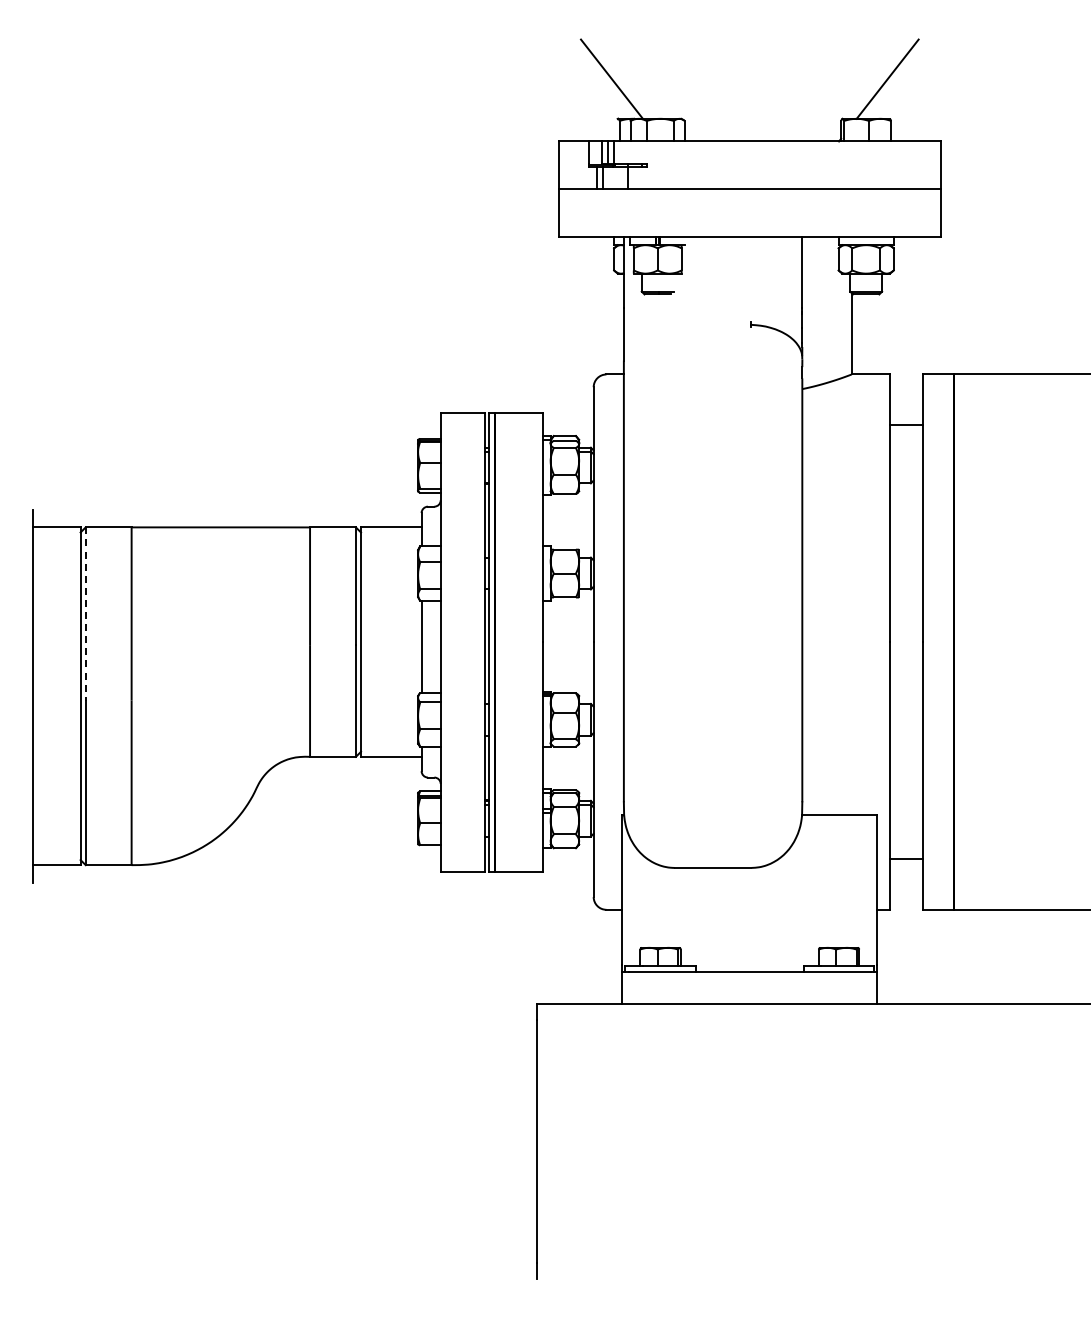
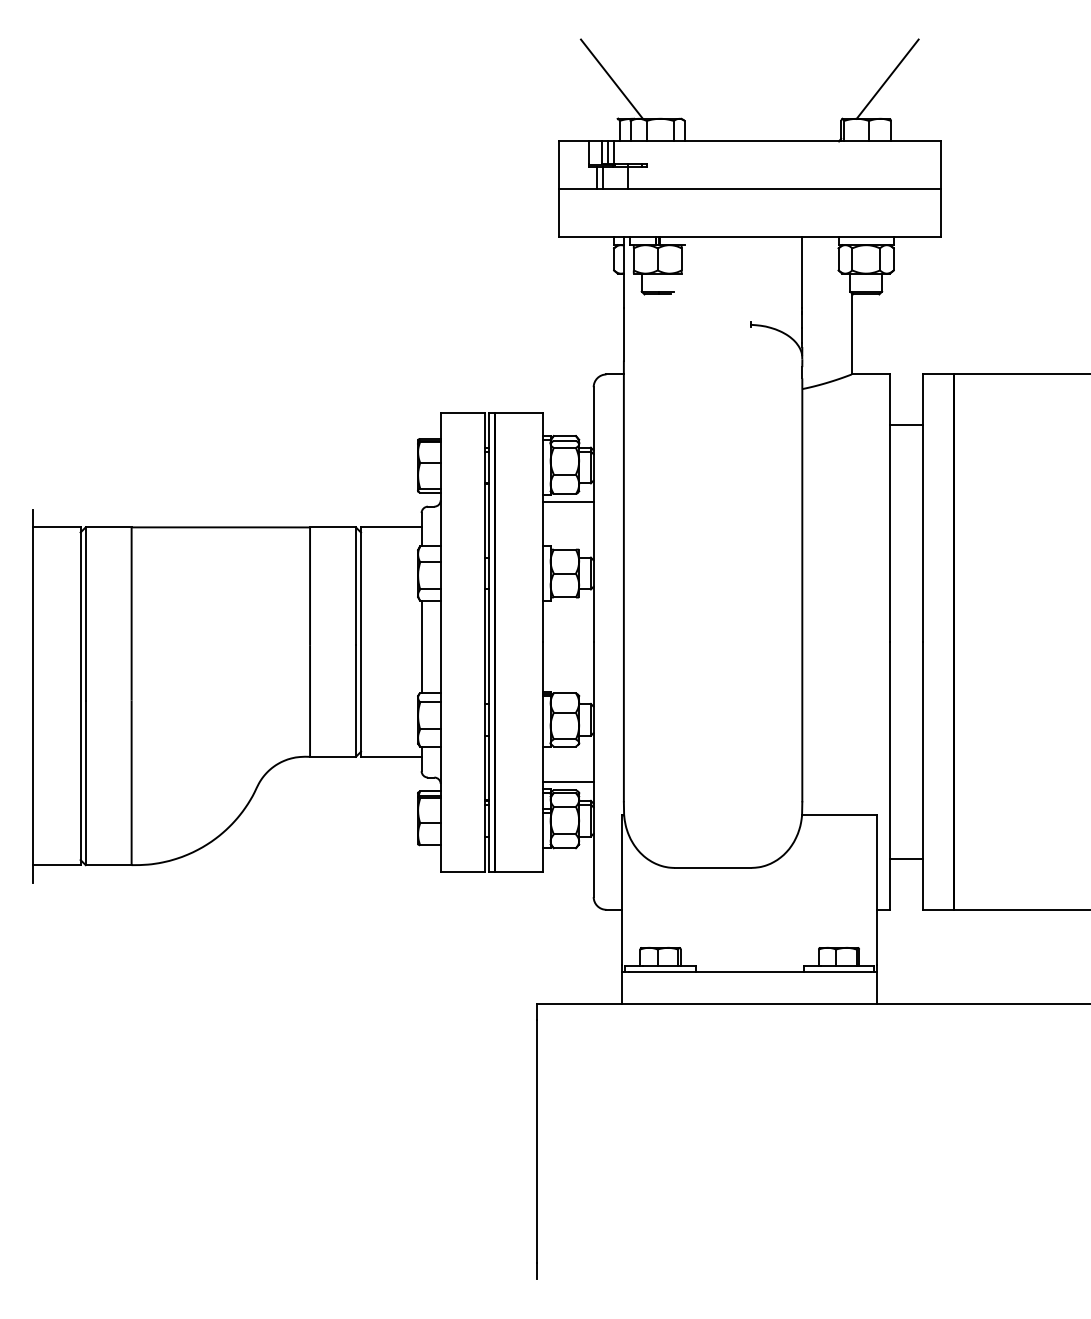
line: none -> present (567, 501)
line: dashed -> solid (85, 614)
line: none -> present (567, 782)
